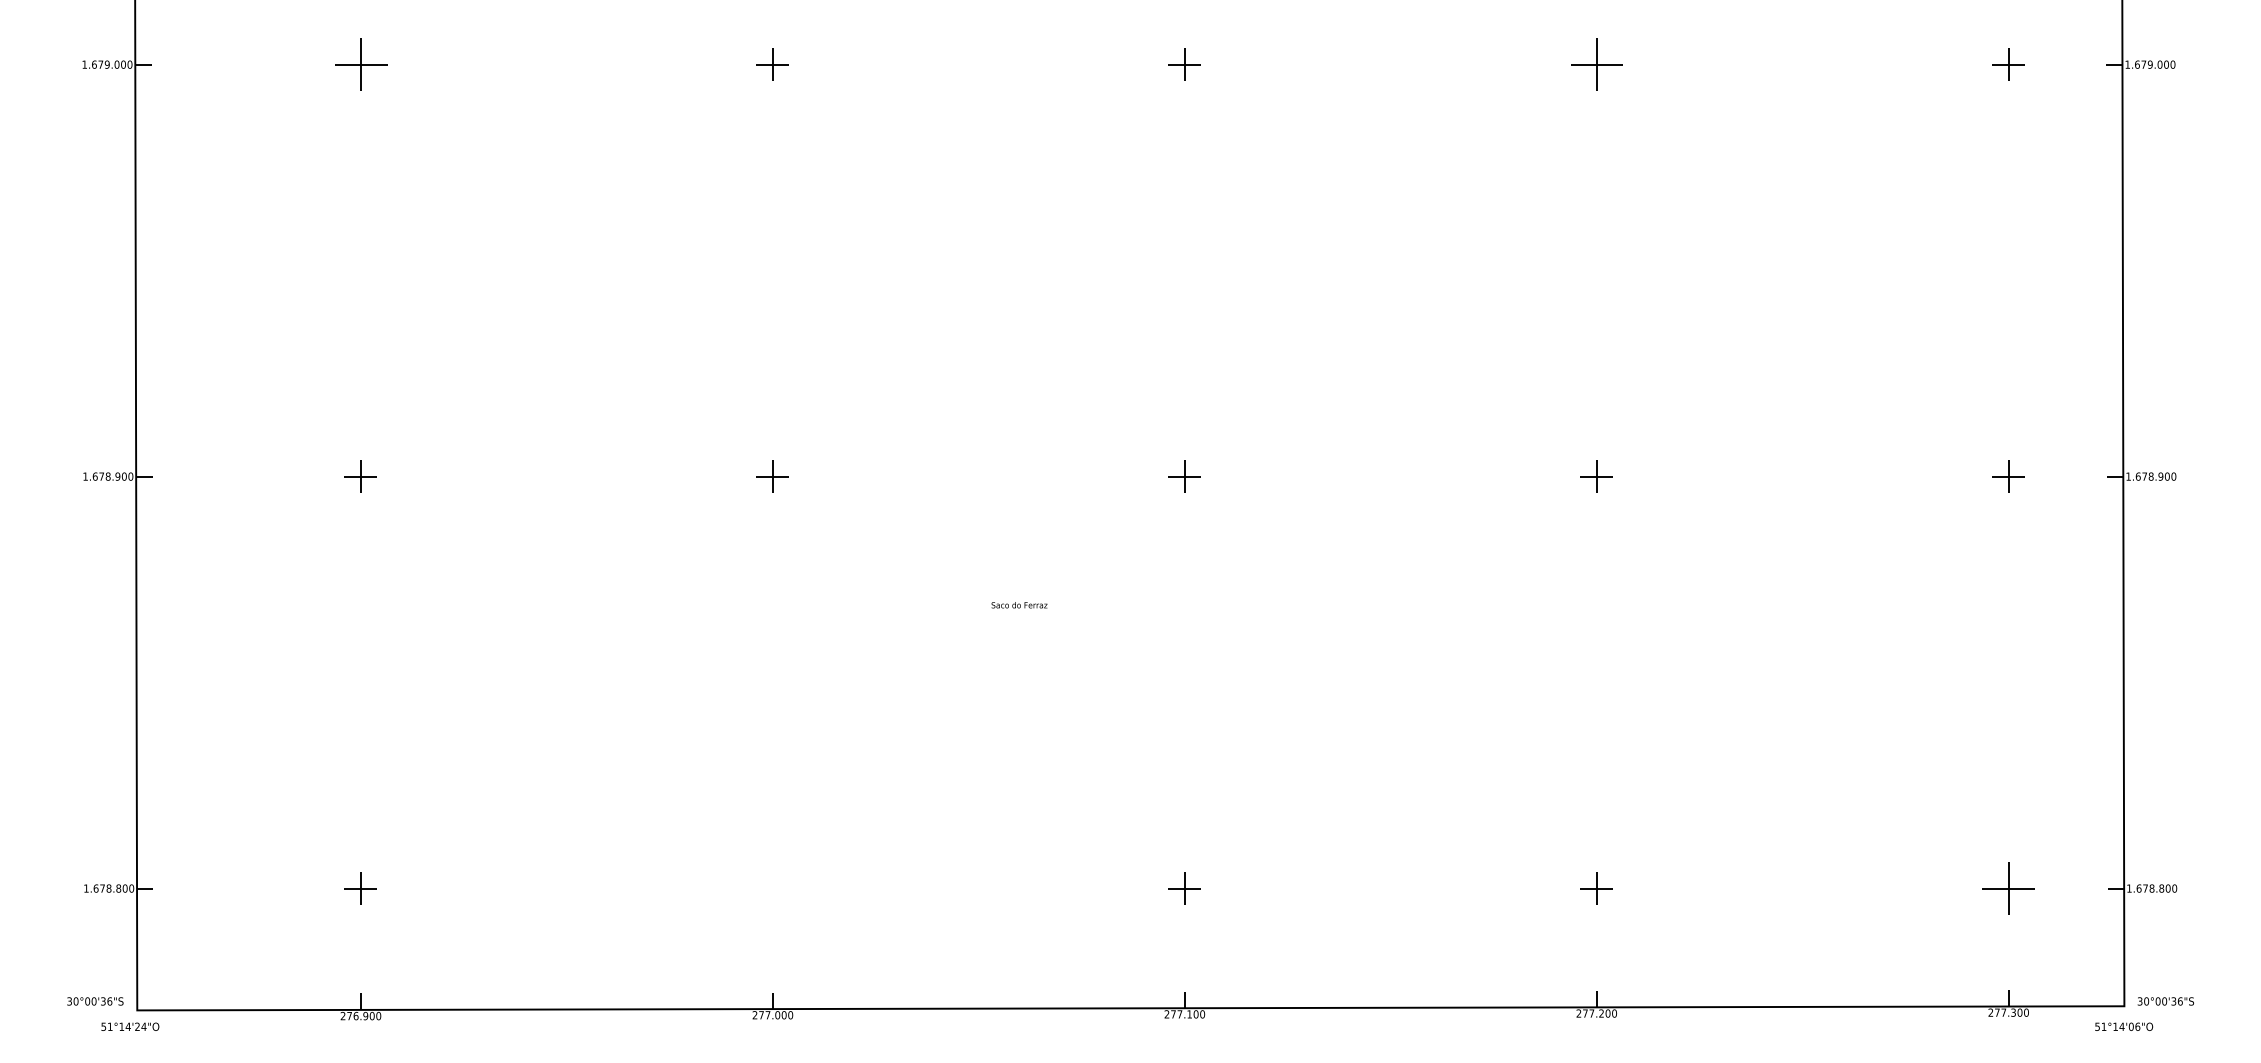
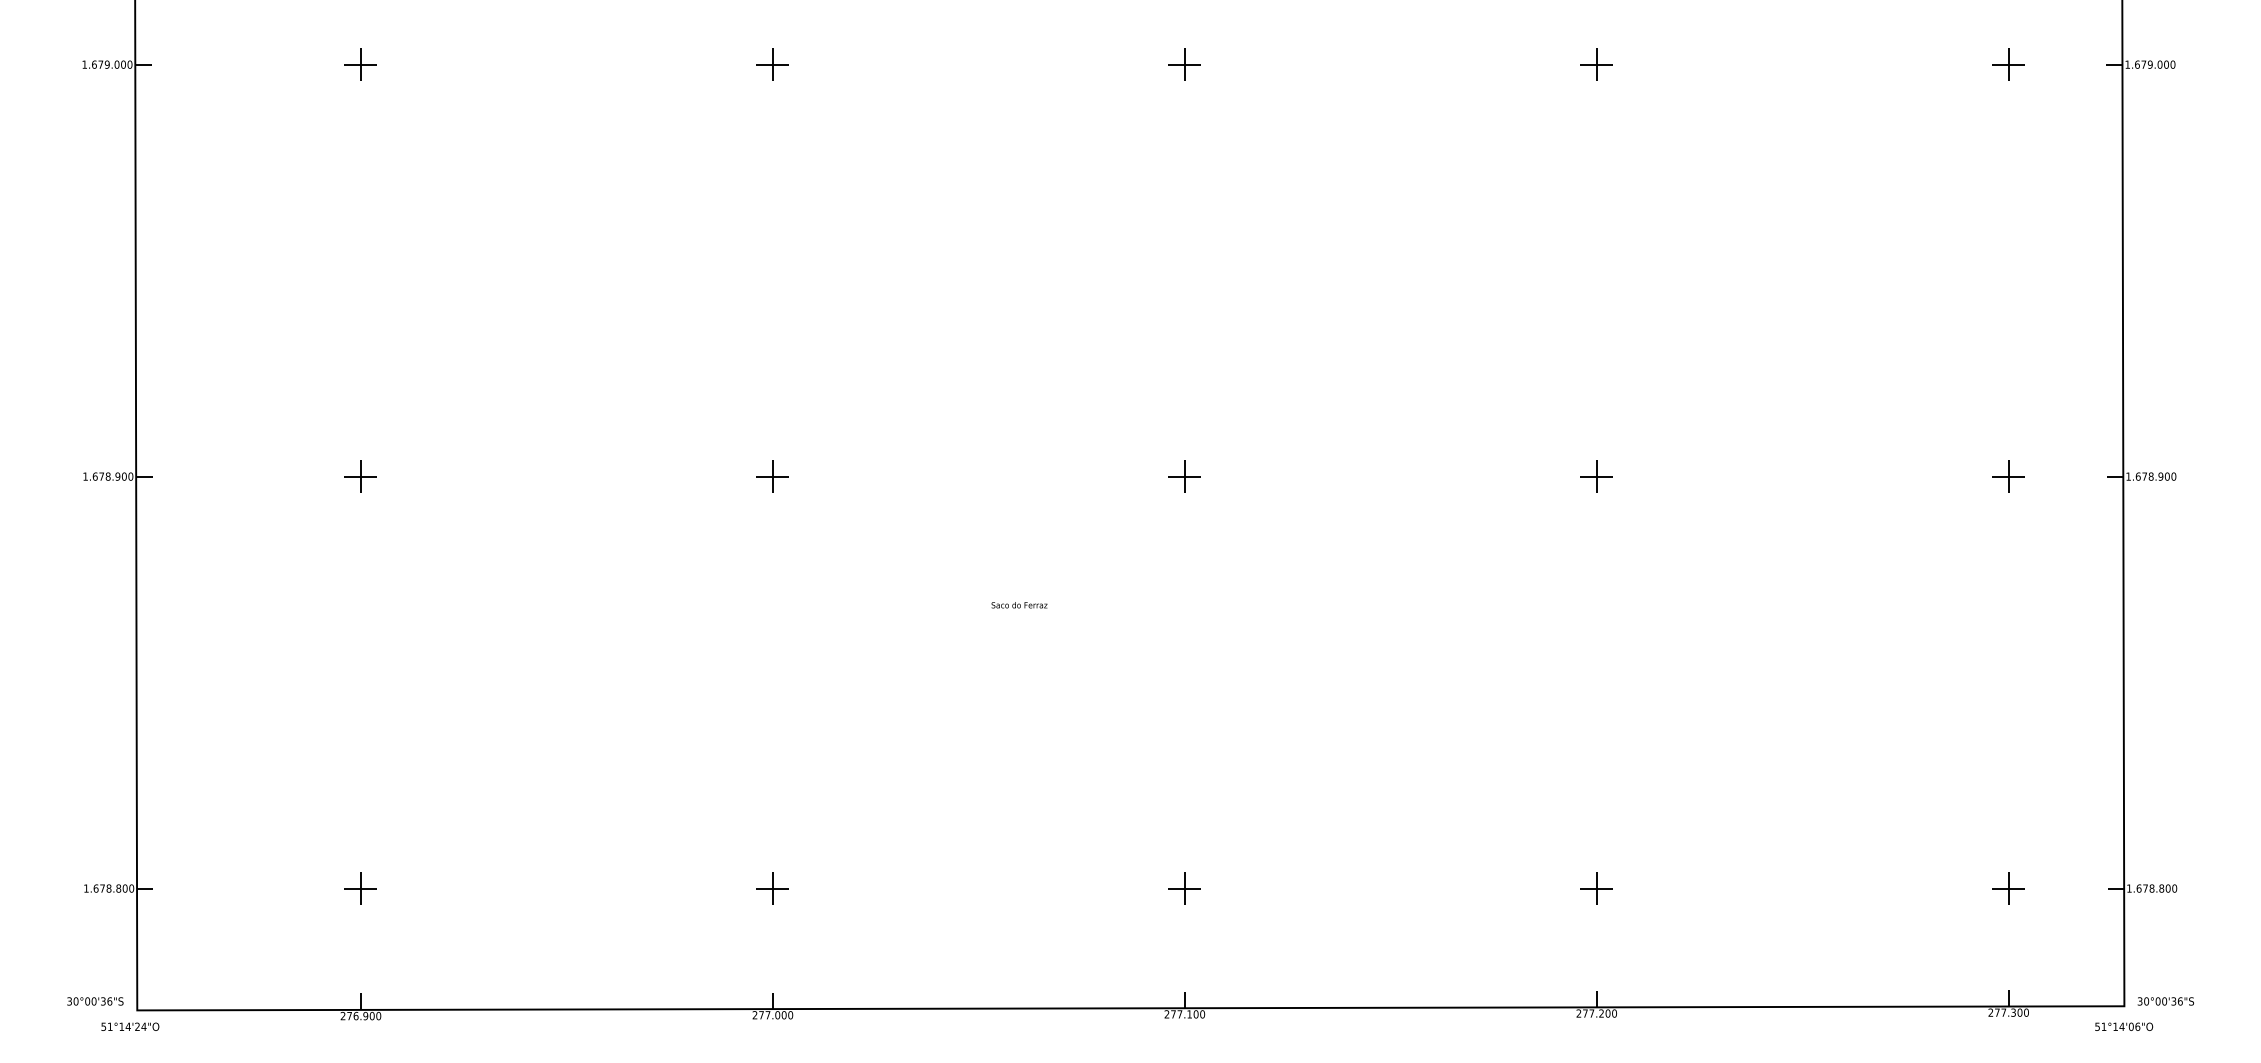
part size: 53x53 px -> 33x33 px (360, 64)
part size: 52x53 px -> 33x33 px (1596, 64)
part: none -> present (772, 888)
part size: 53x53 px -> 33x33 px (2008, 888)
